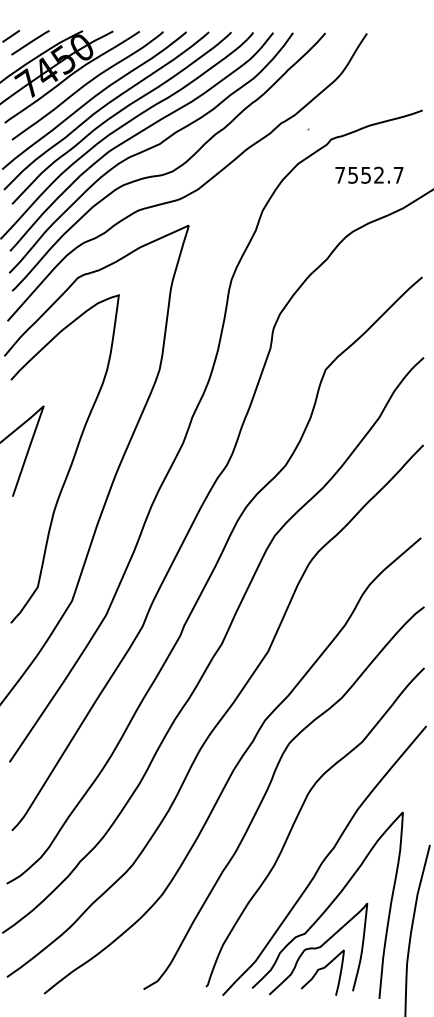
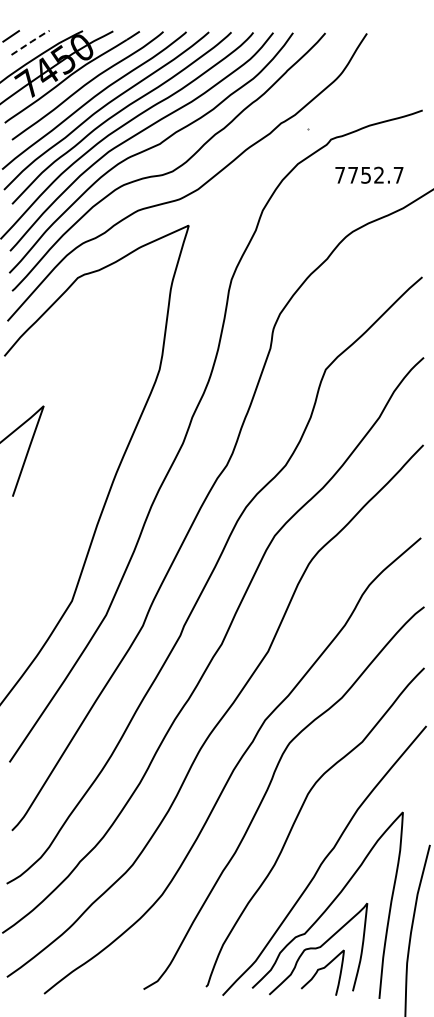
line: solid -> dashed (31, 41)
text: 7552.7 -> 7752.7 (352, 175)
curve: present -> none (71, 461)
